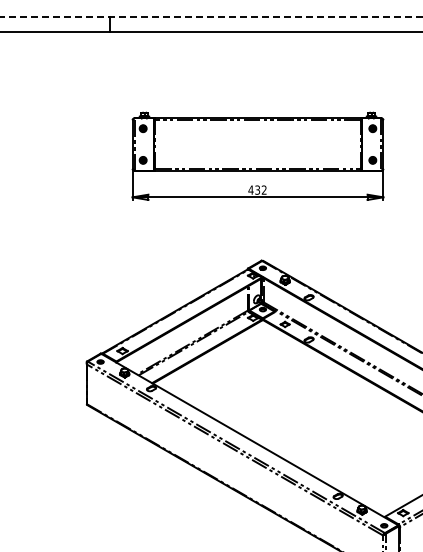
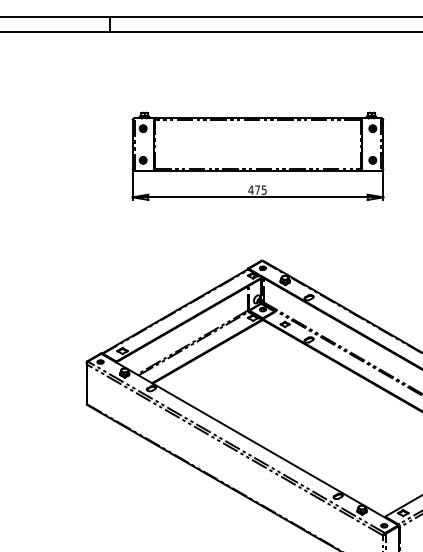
line: dashed -> solid (211, 16)
text: 432 -> 475 (260, 189)
